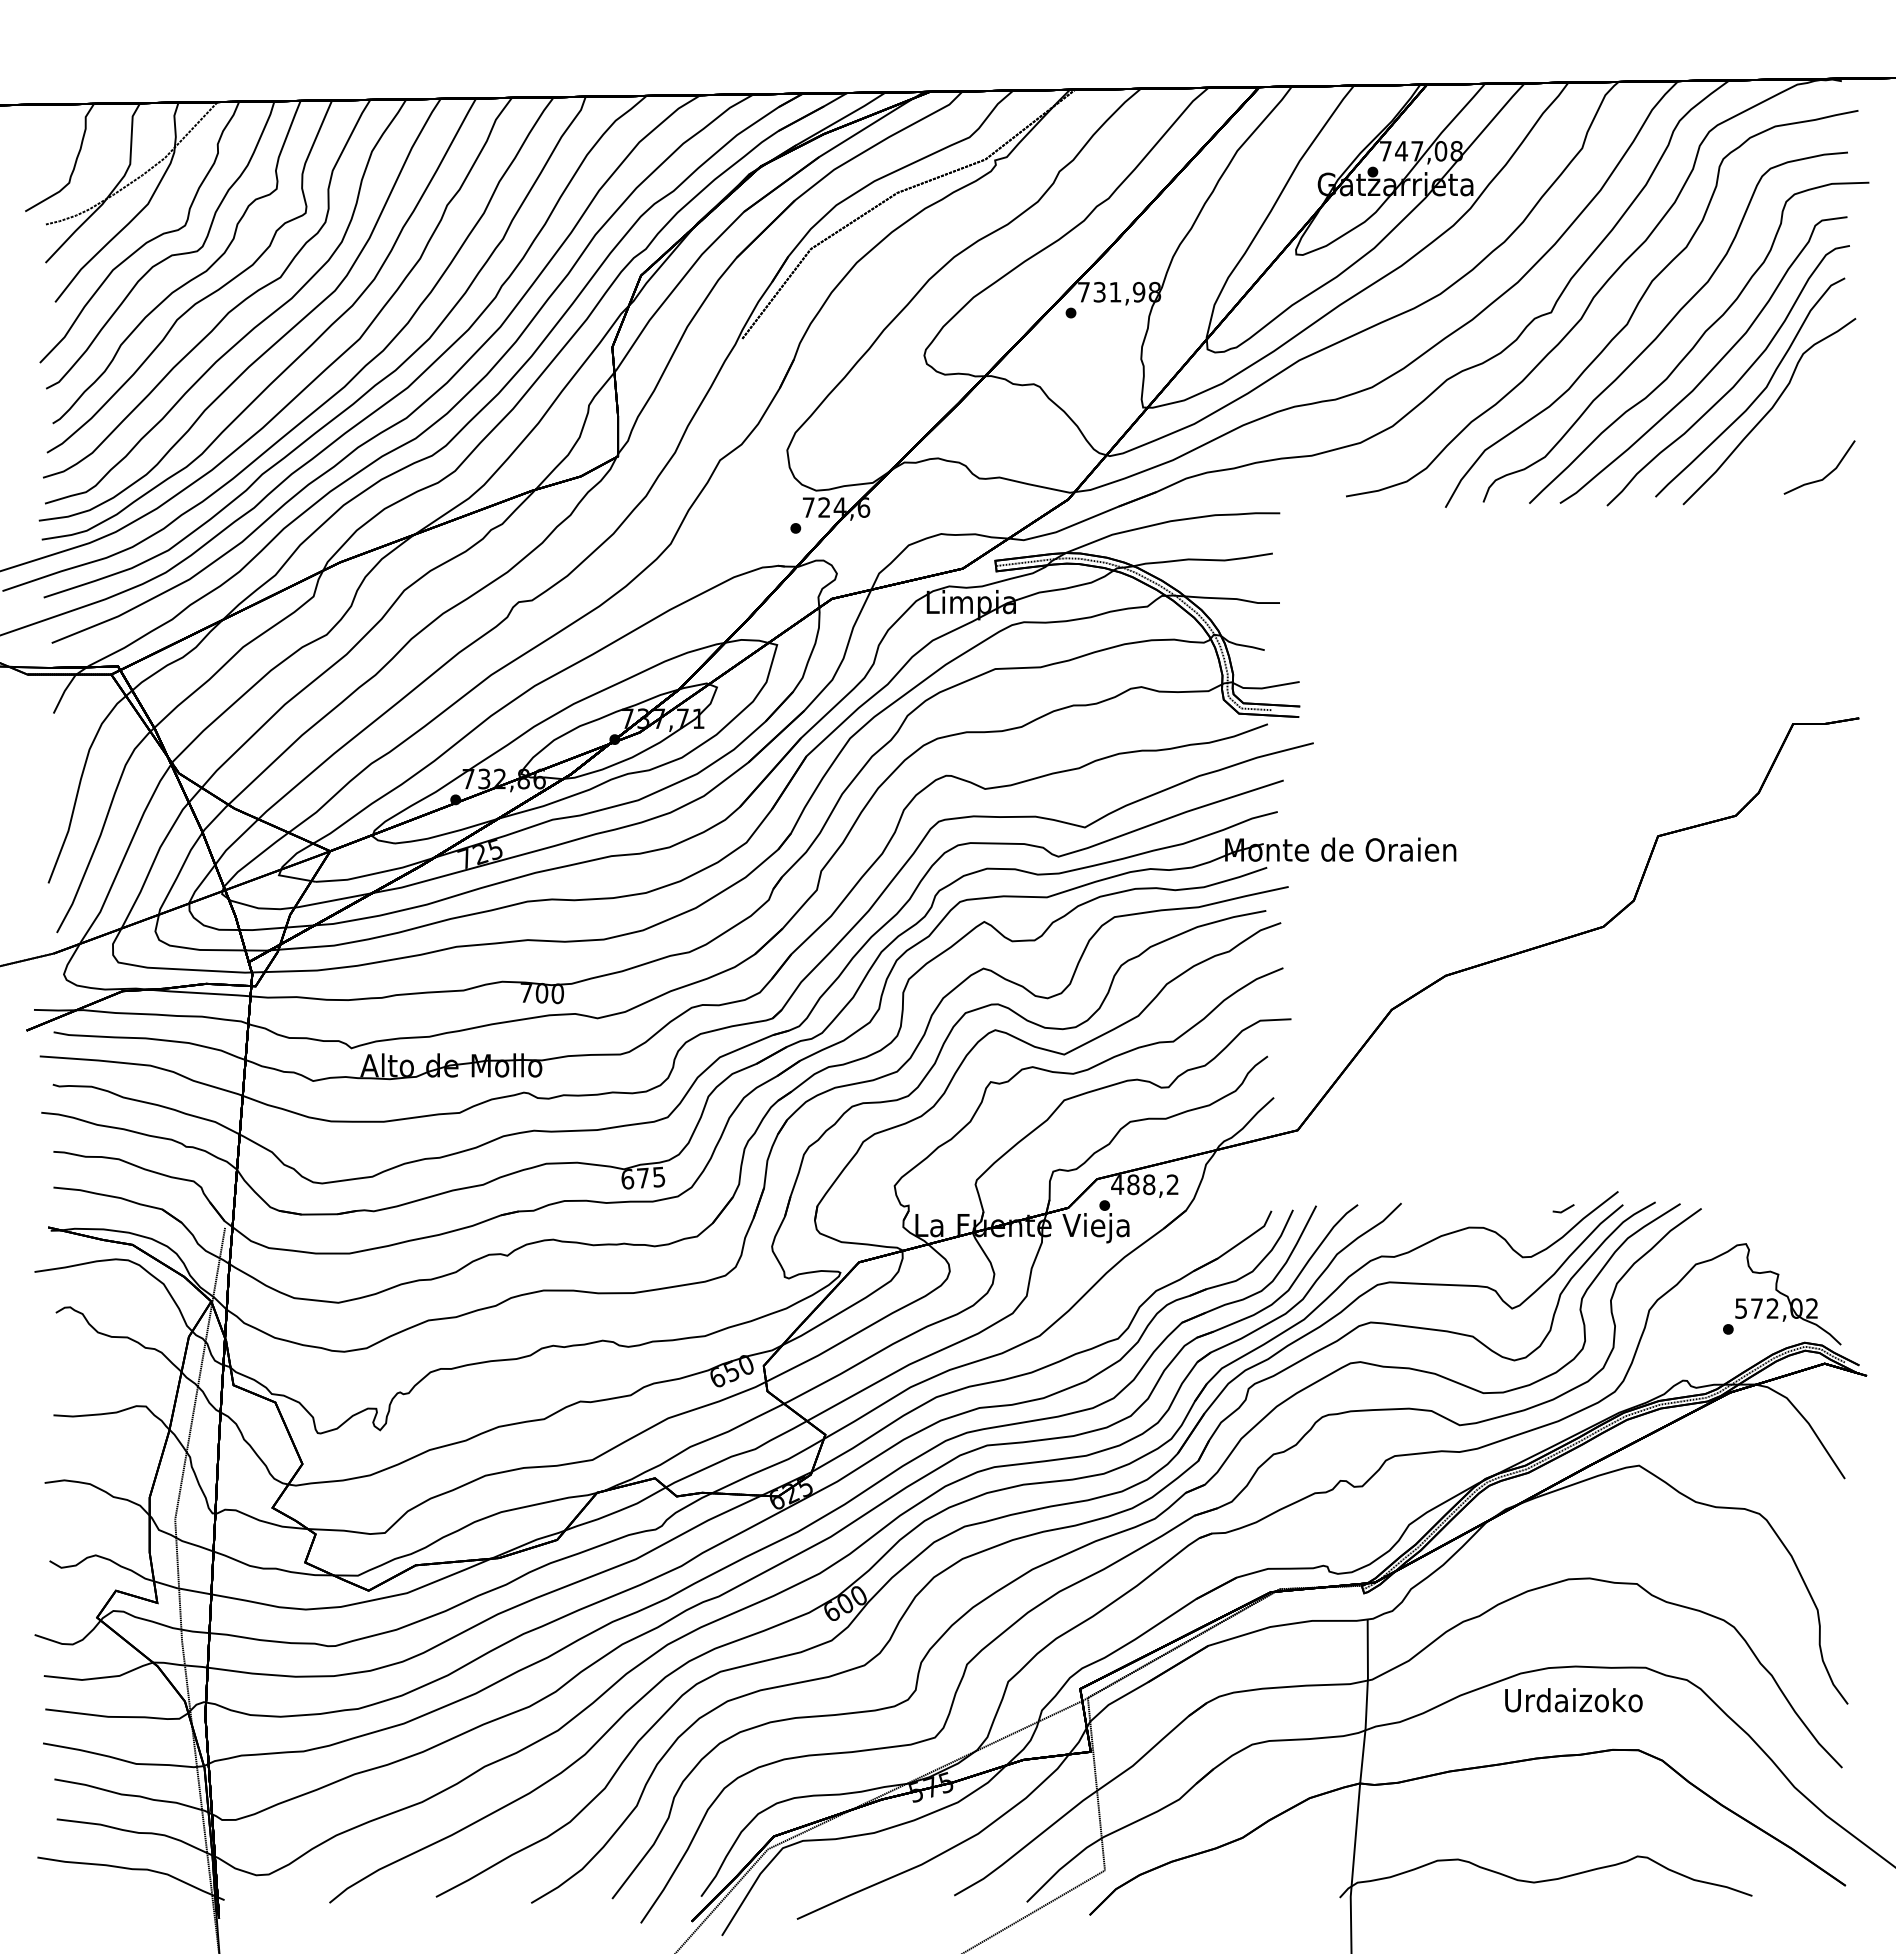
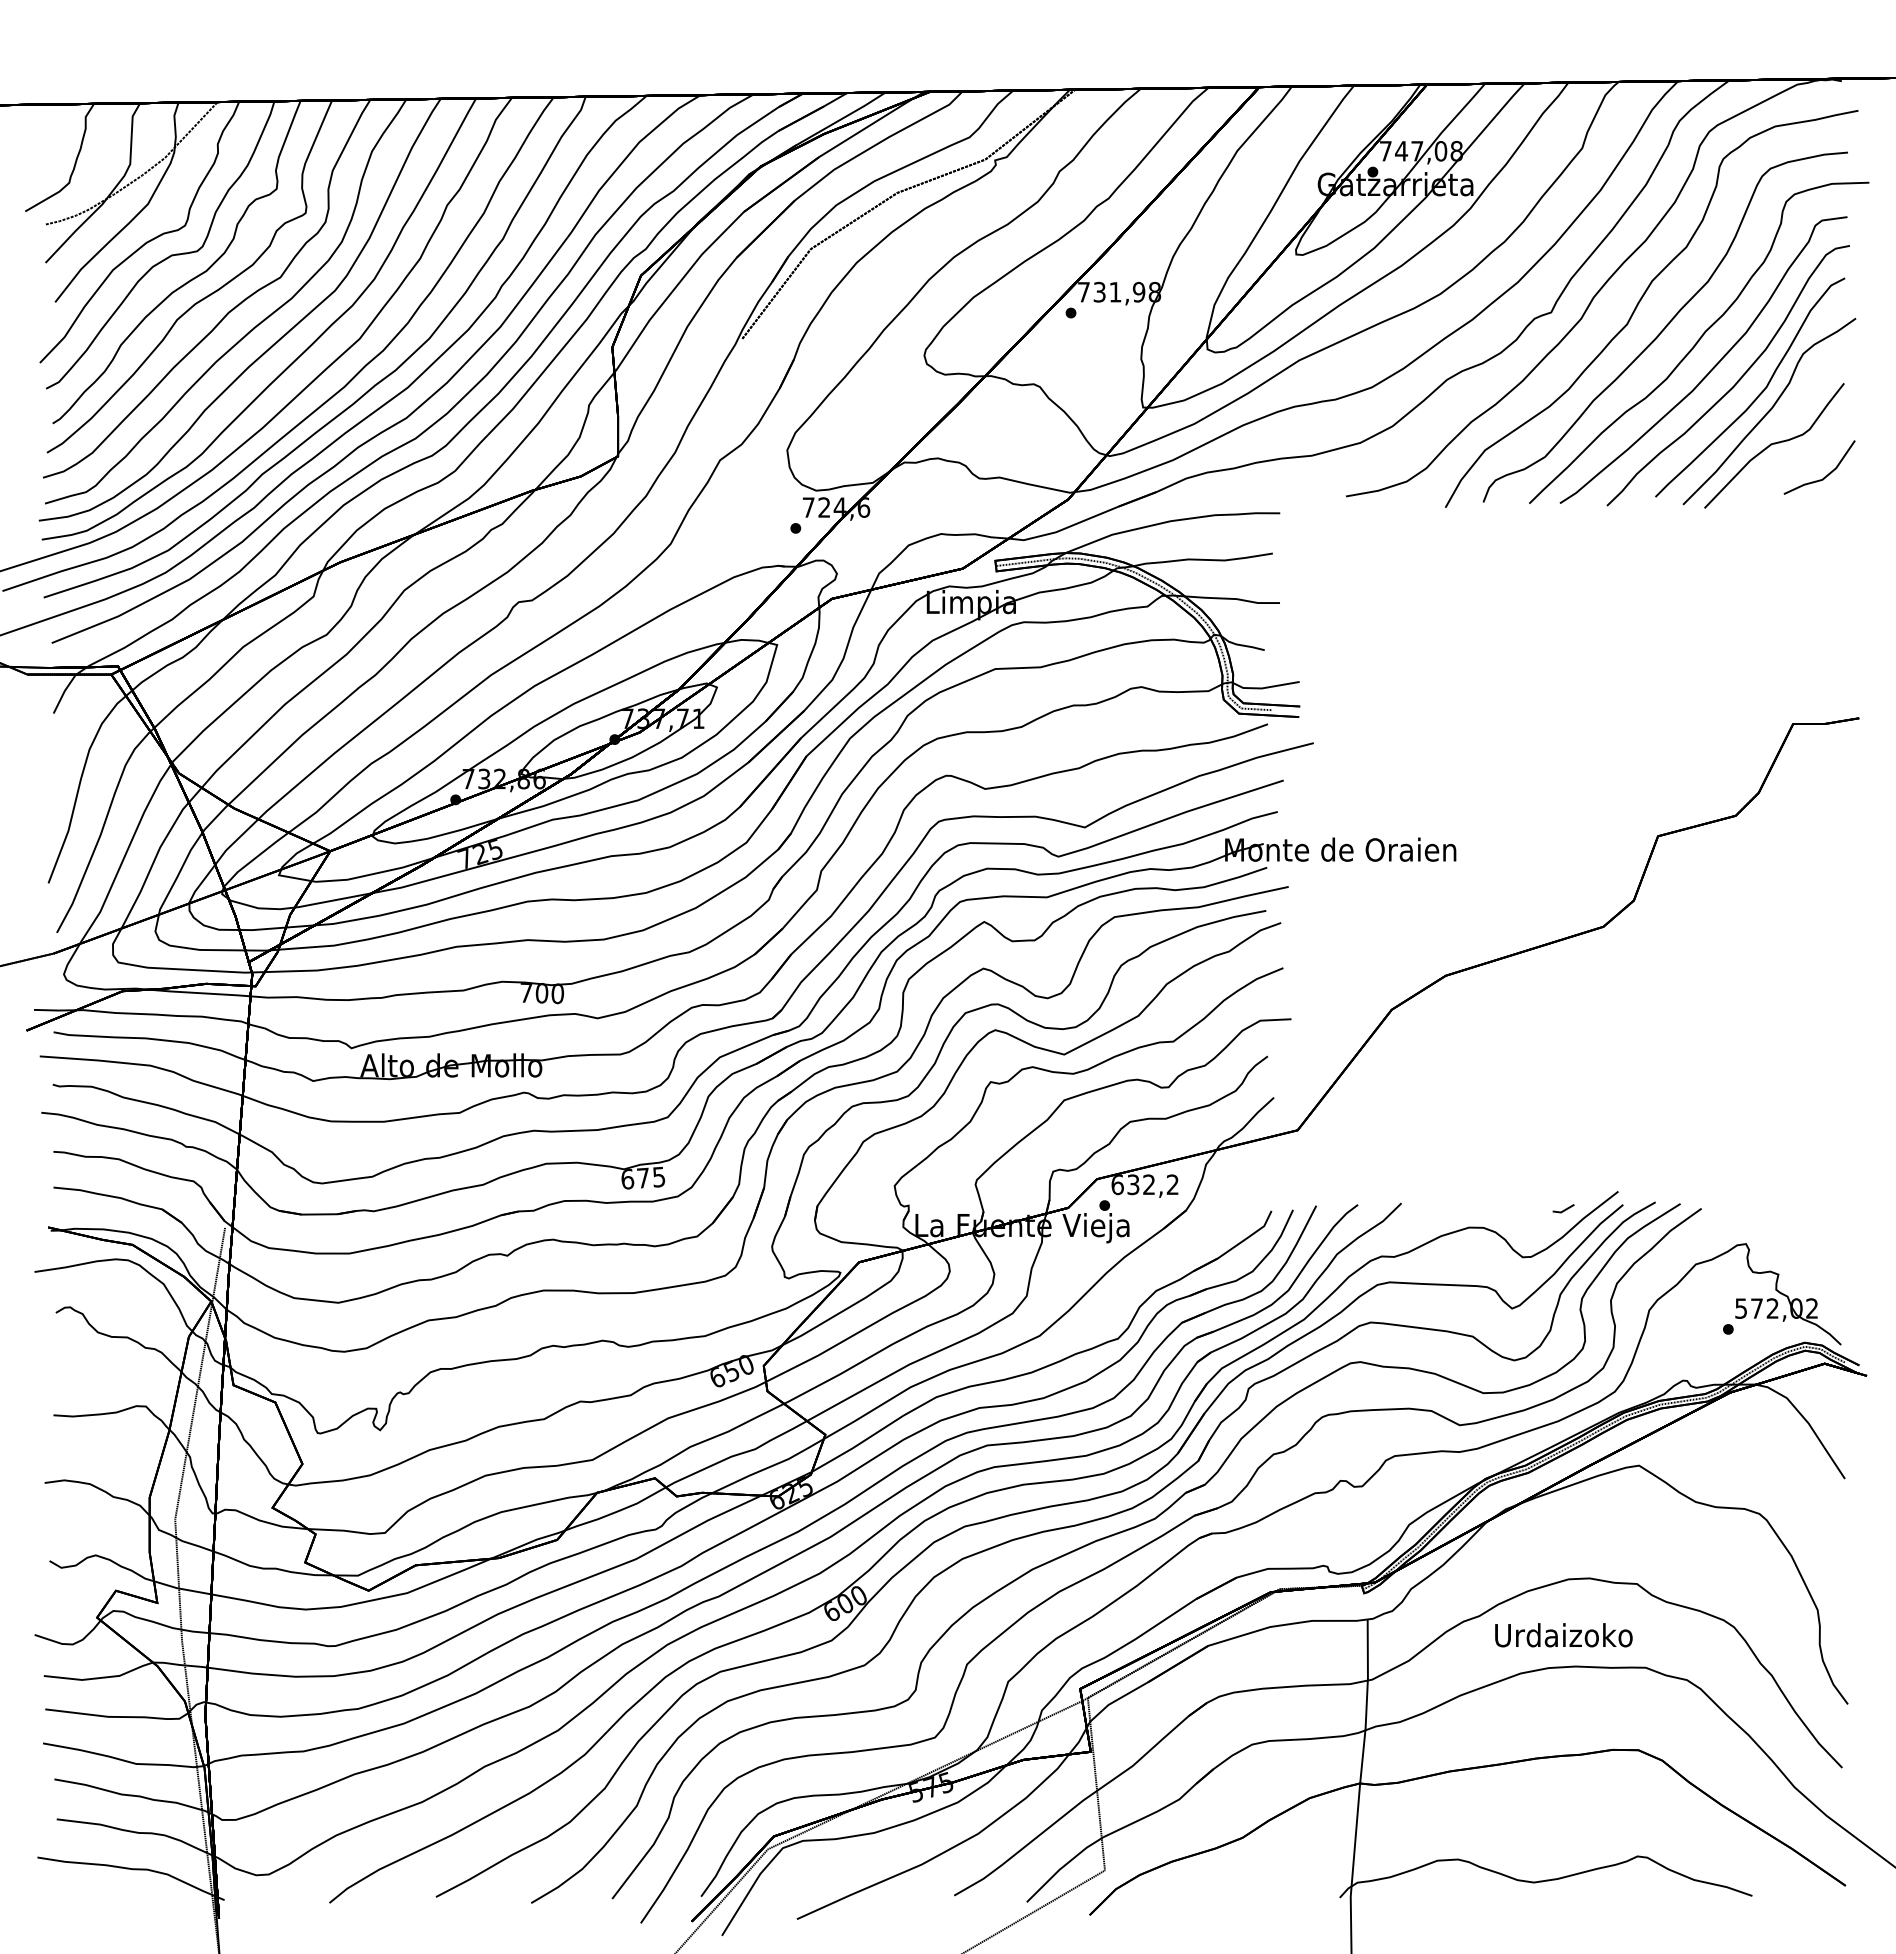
curve: none -> present (1774, 444)
text: 488,2 -> 632,2 (1133, 1184)
text position: (1573, 1700) -> (1563, 1635) (1563, 1635)
